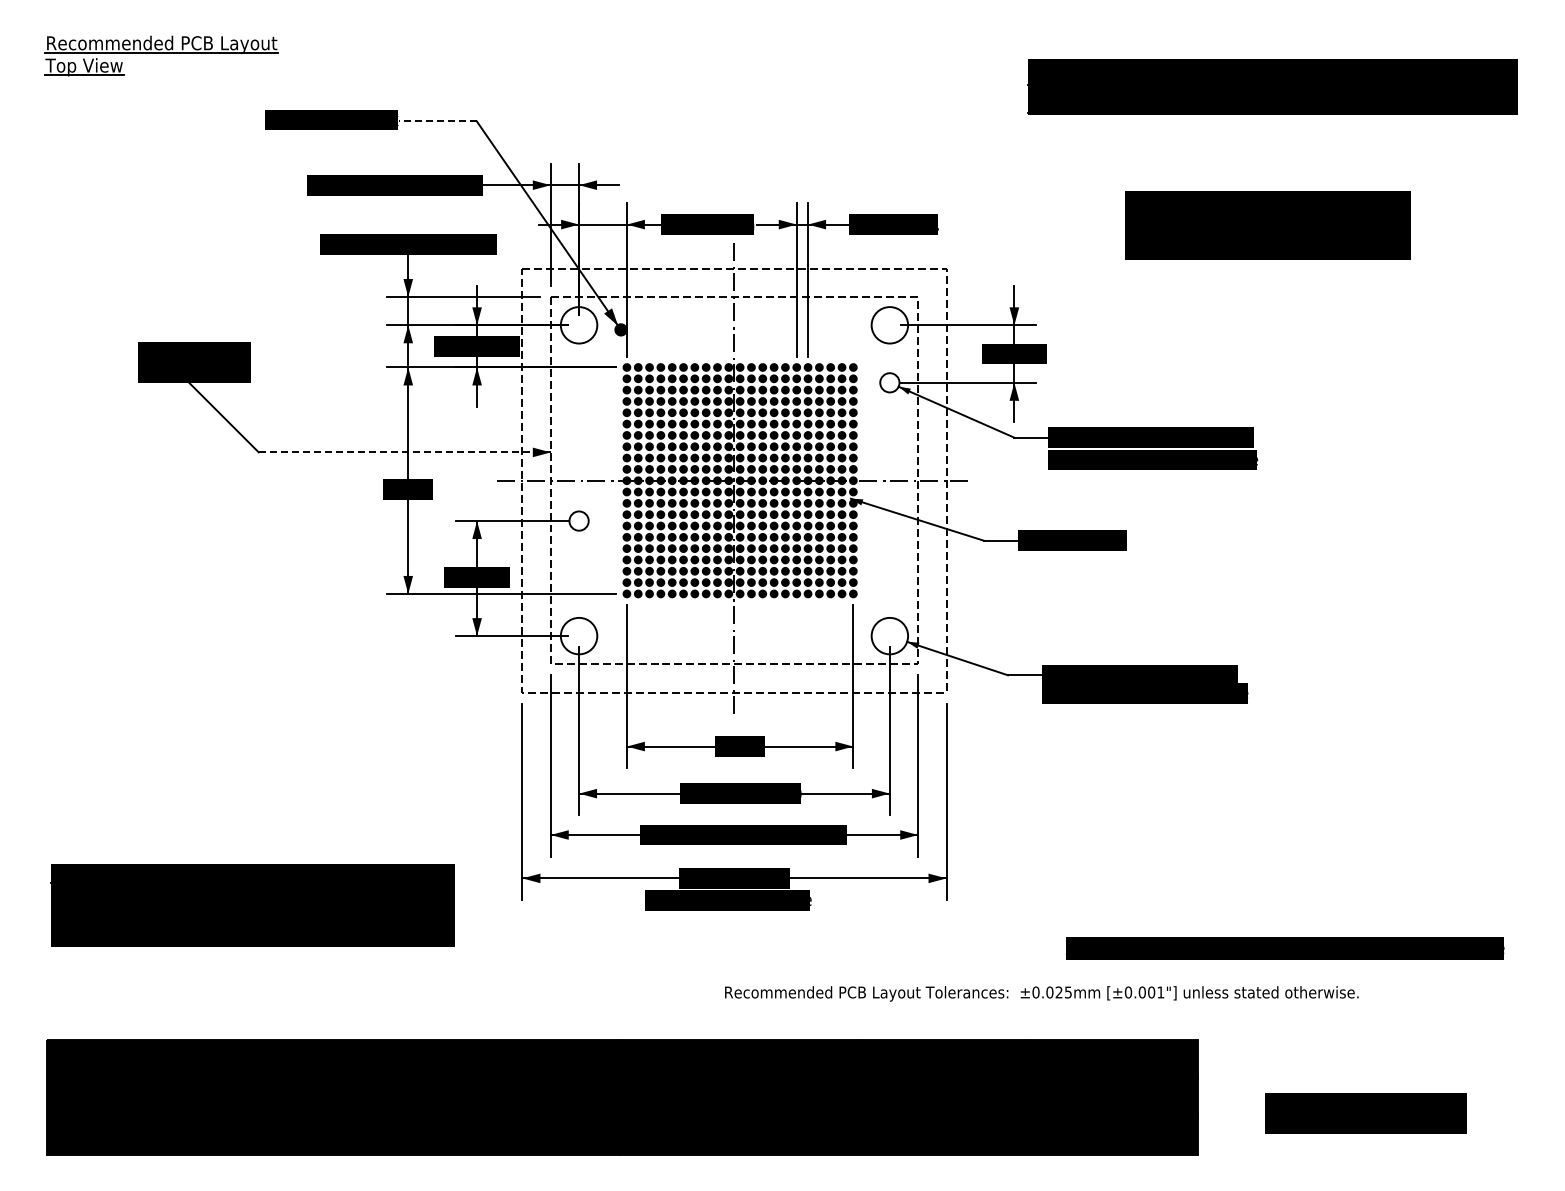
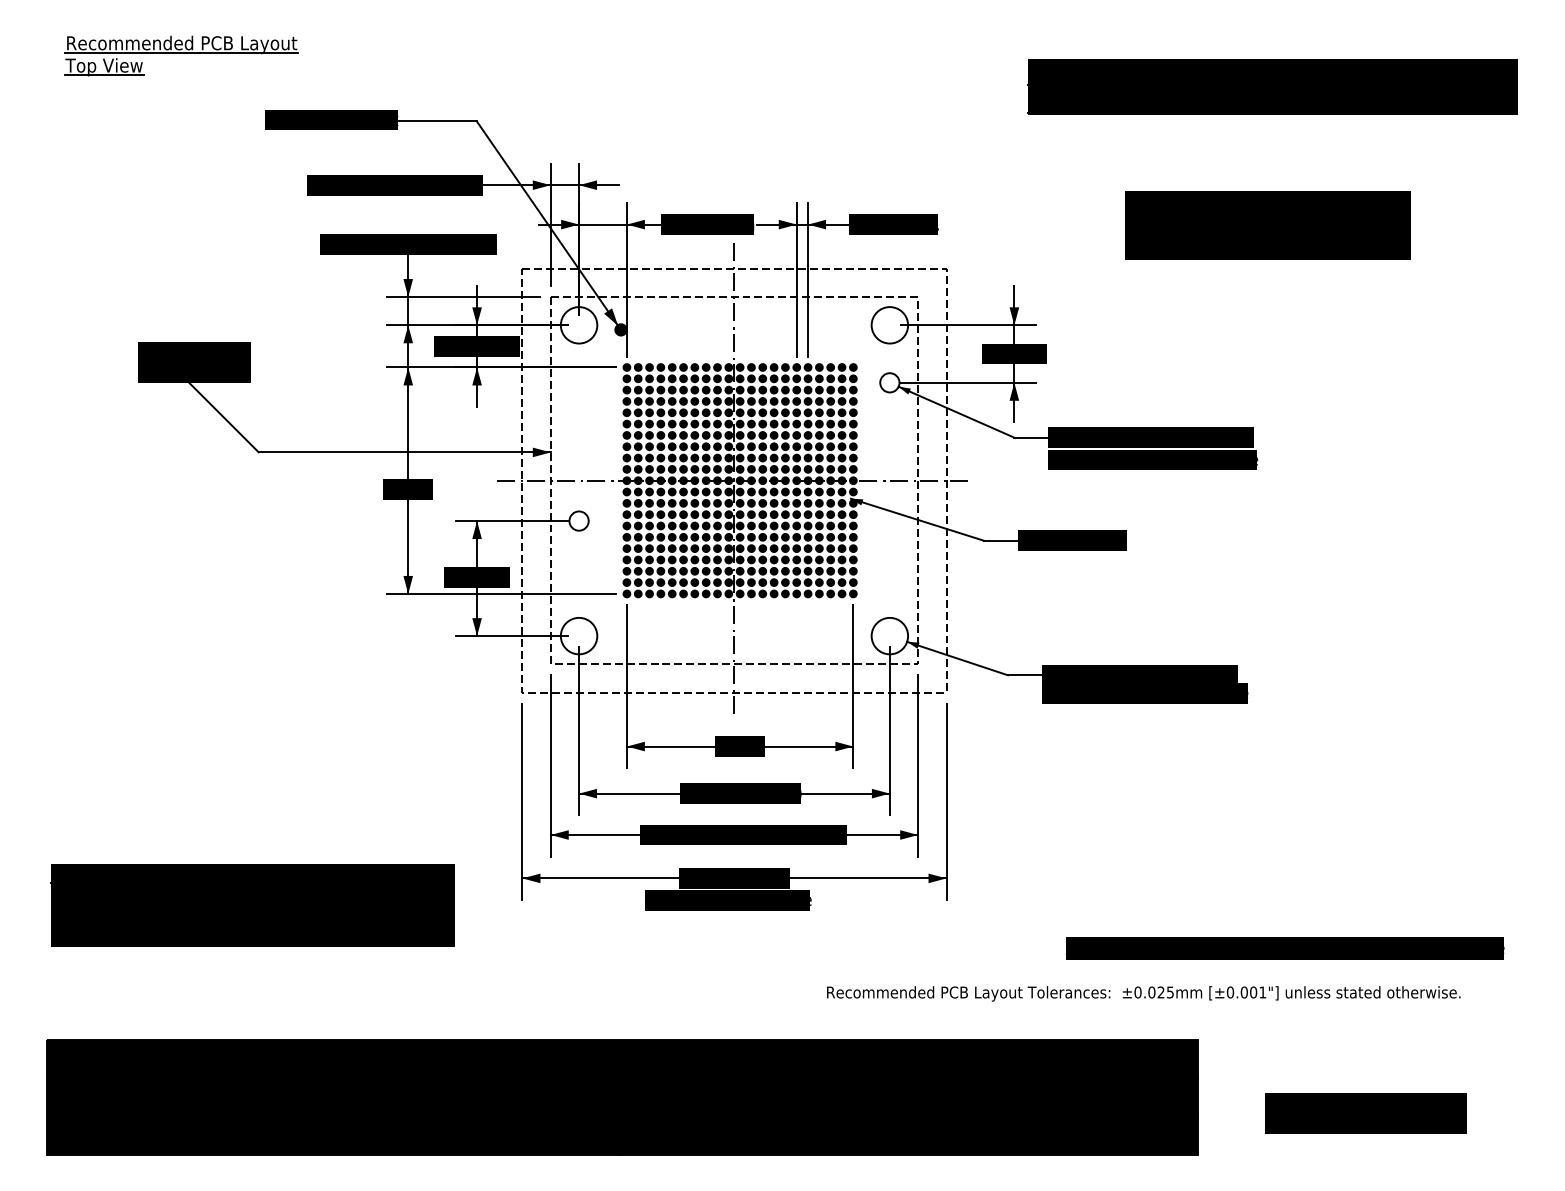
part position: (161, 55) -> (181, 55) (181, 55)
line: dashed -> solid (437, 121)
line: dashed -> solid (404, 452)
text position: (1041, 993) -> (1143, 993) (1143, 993)
